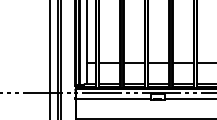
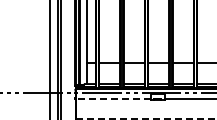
line: solid -> dashed (113, 99)
line: solid -> dashed (147, 118)
